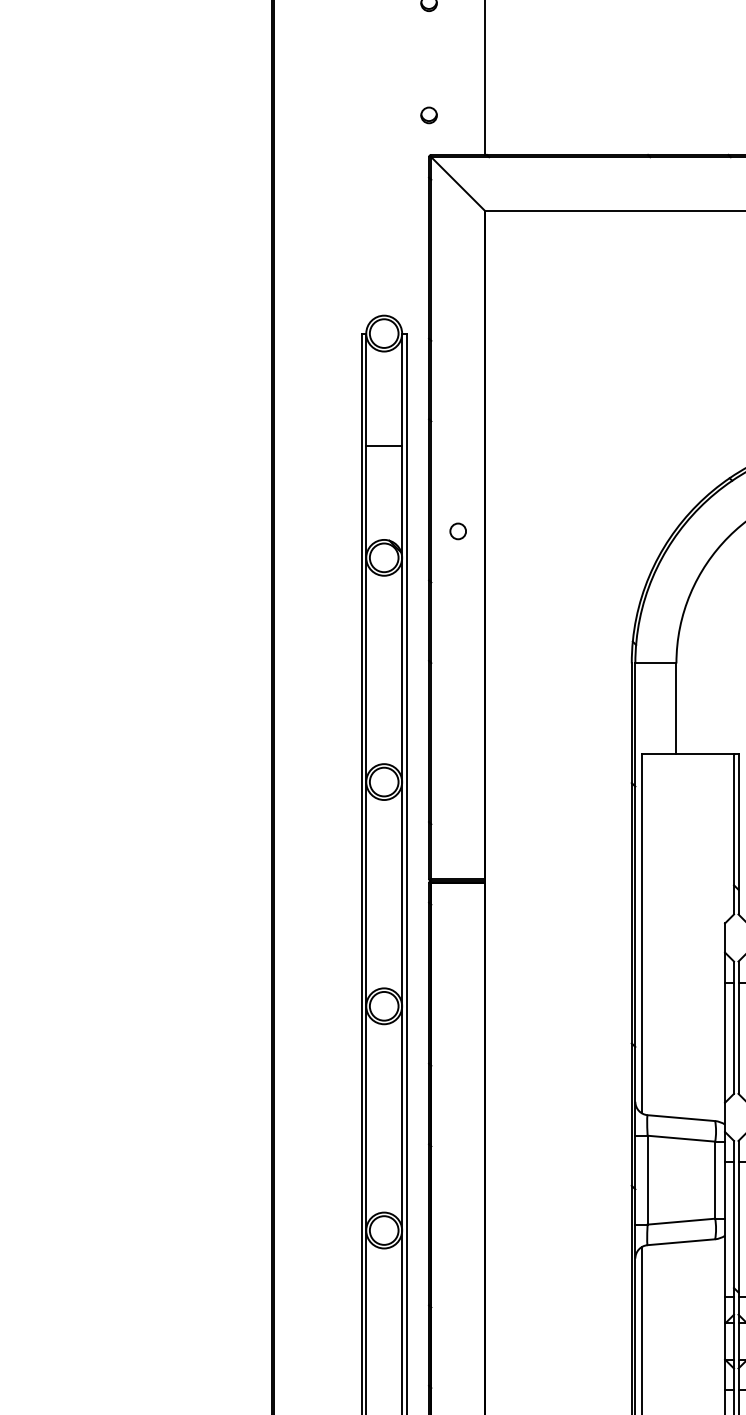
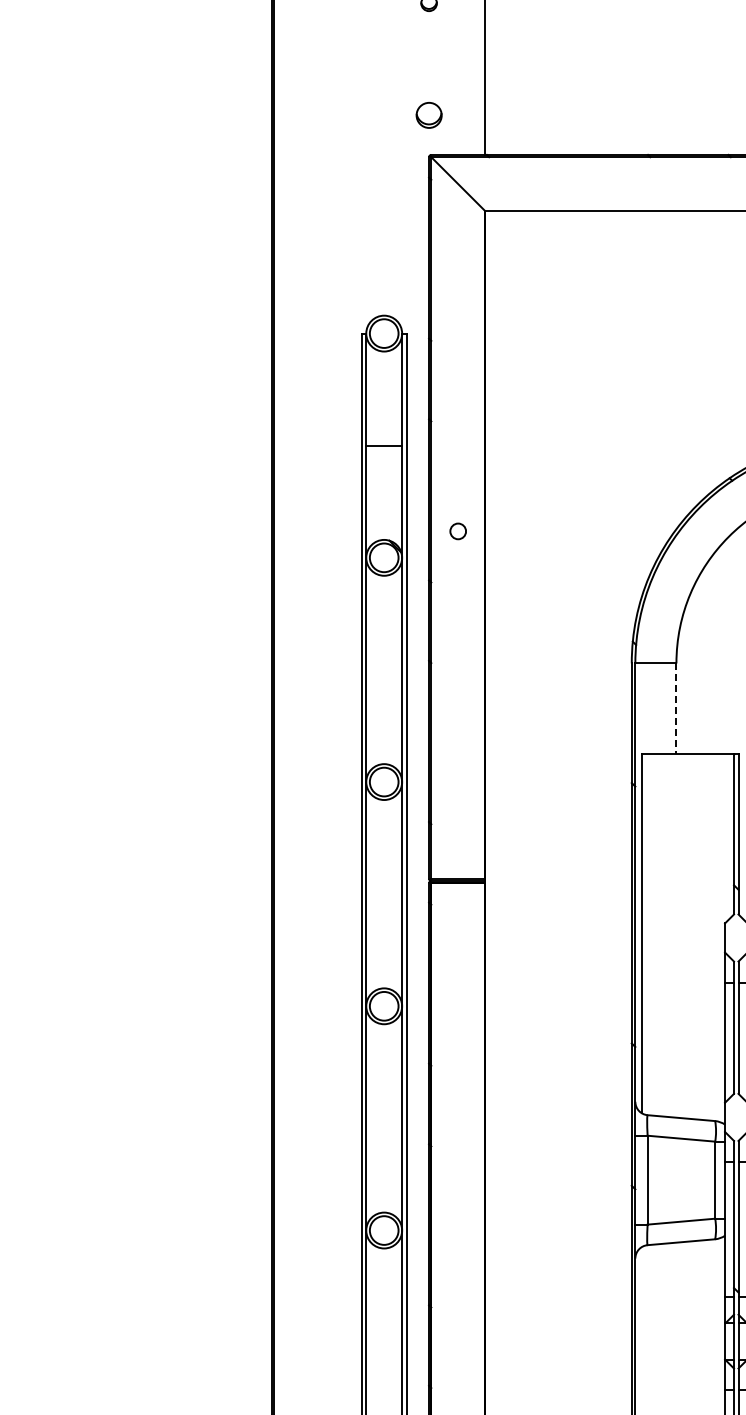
part size: 18x19 px -> 28x27 px (428, 115)
line: solid -> dashed (676, 709)
line: present -> none (642, 1328)
